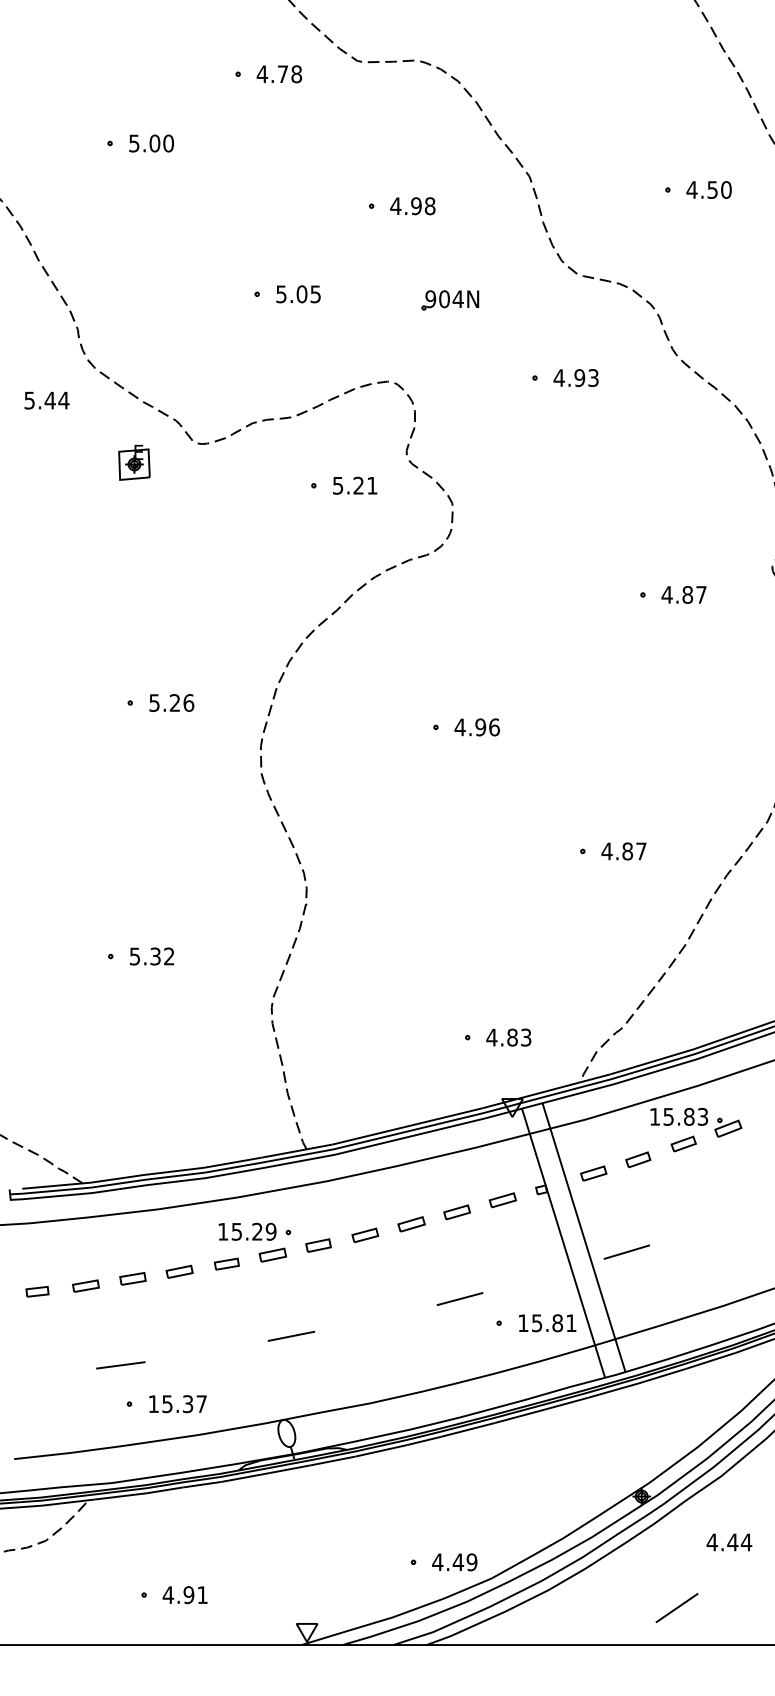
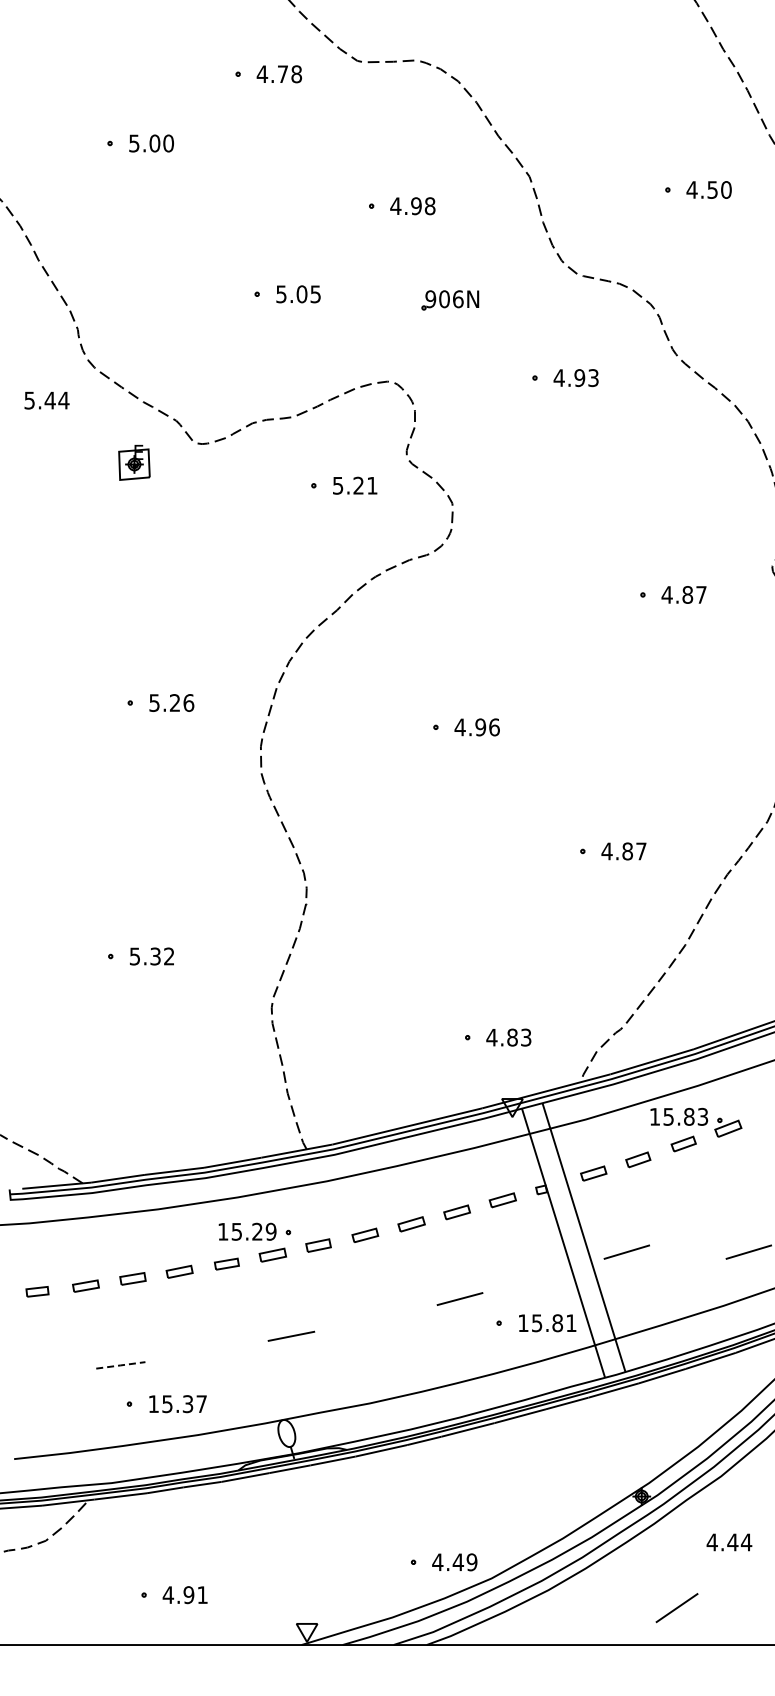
text: 904N -> 906N (457, 299)
line: none -> present (748, 1251)
line: solid -> dashed (120, 1365)
